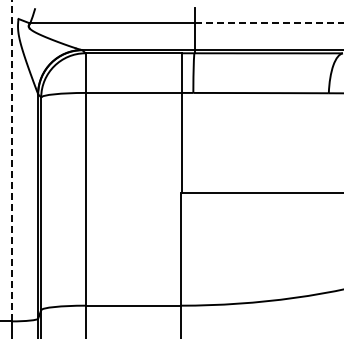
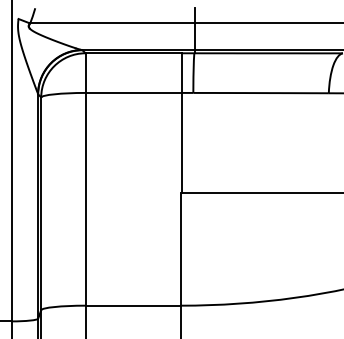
line: dashed -> solid (269, 23)
line: dashed -> solid (11, 160)
